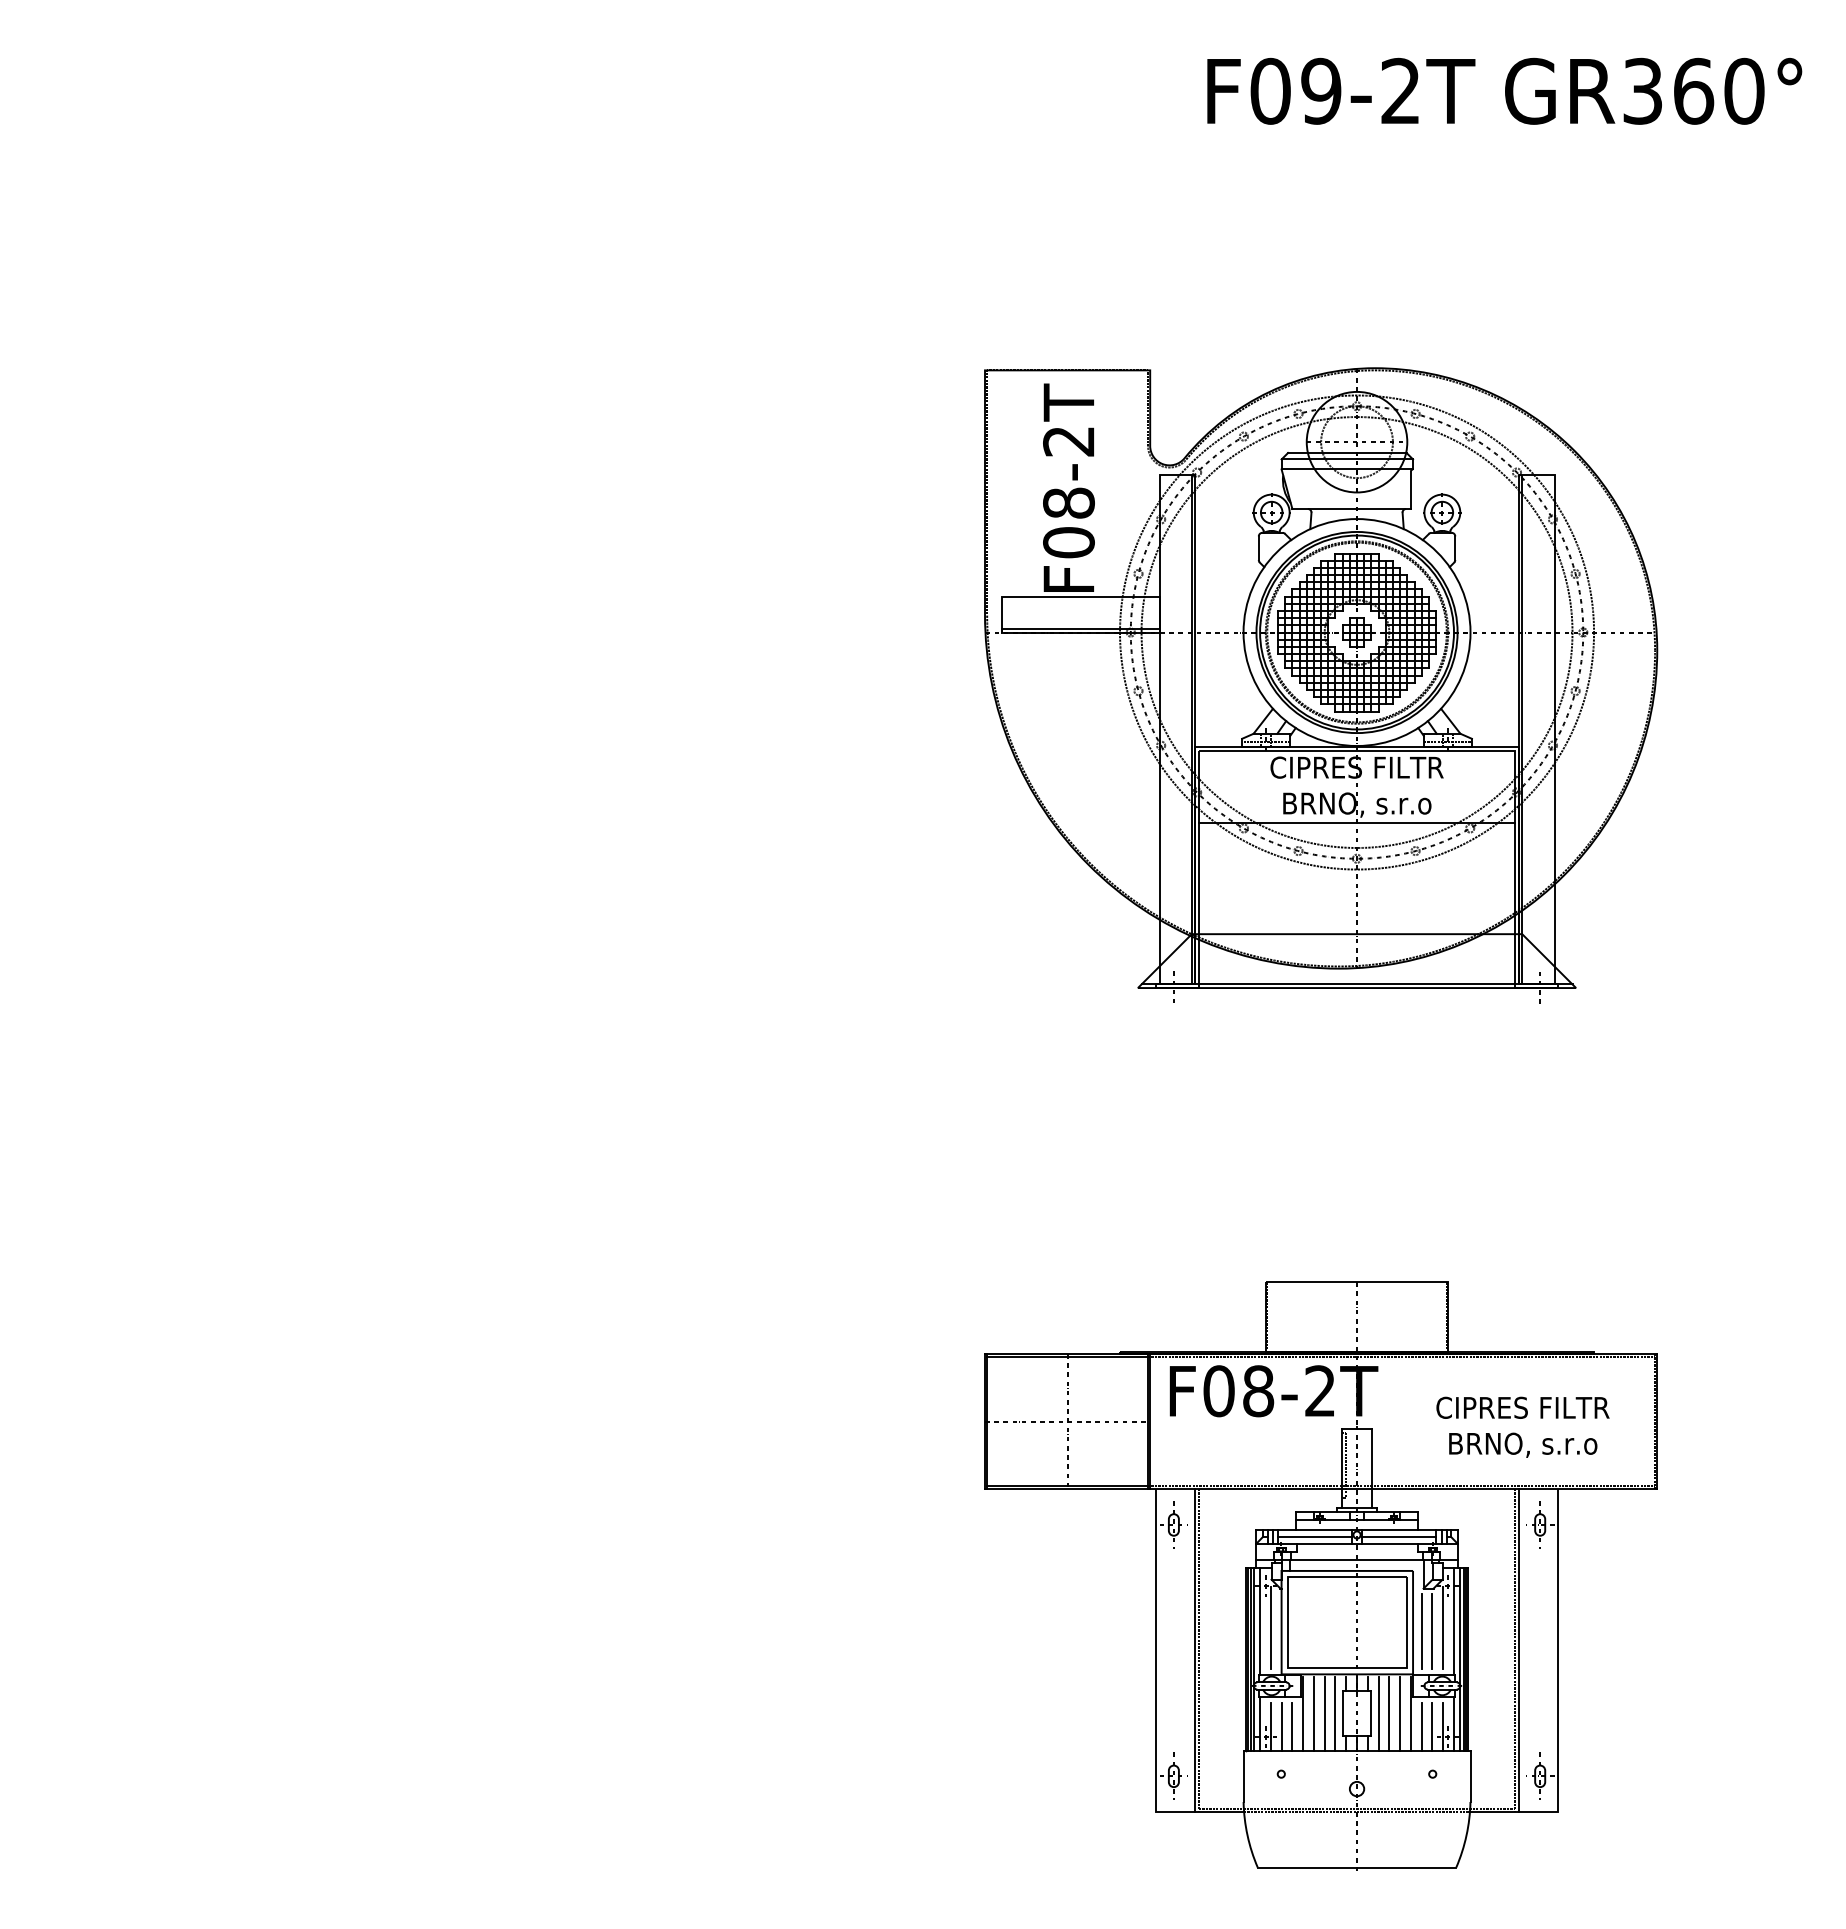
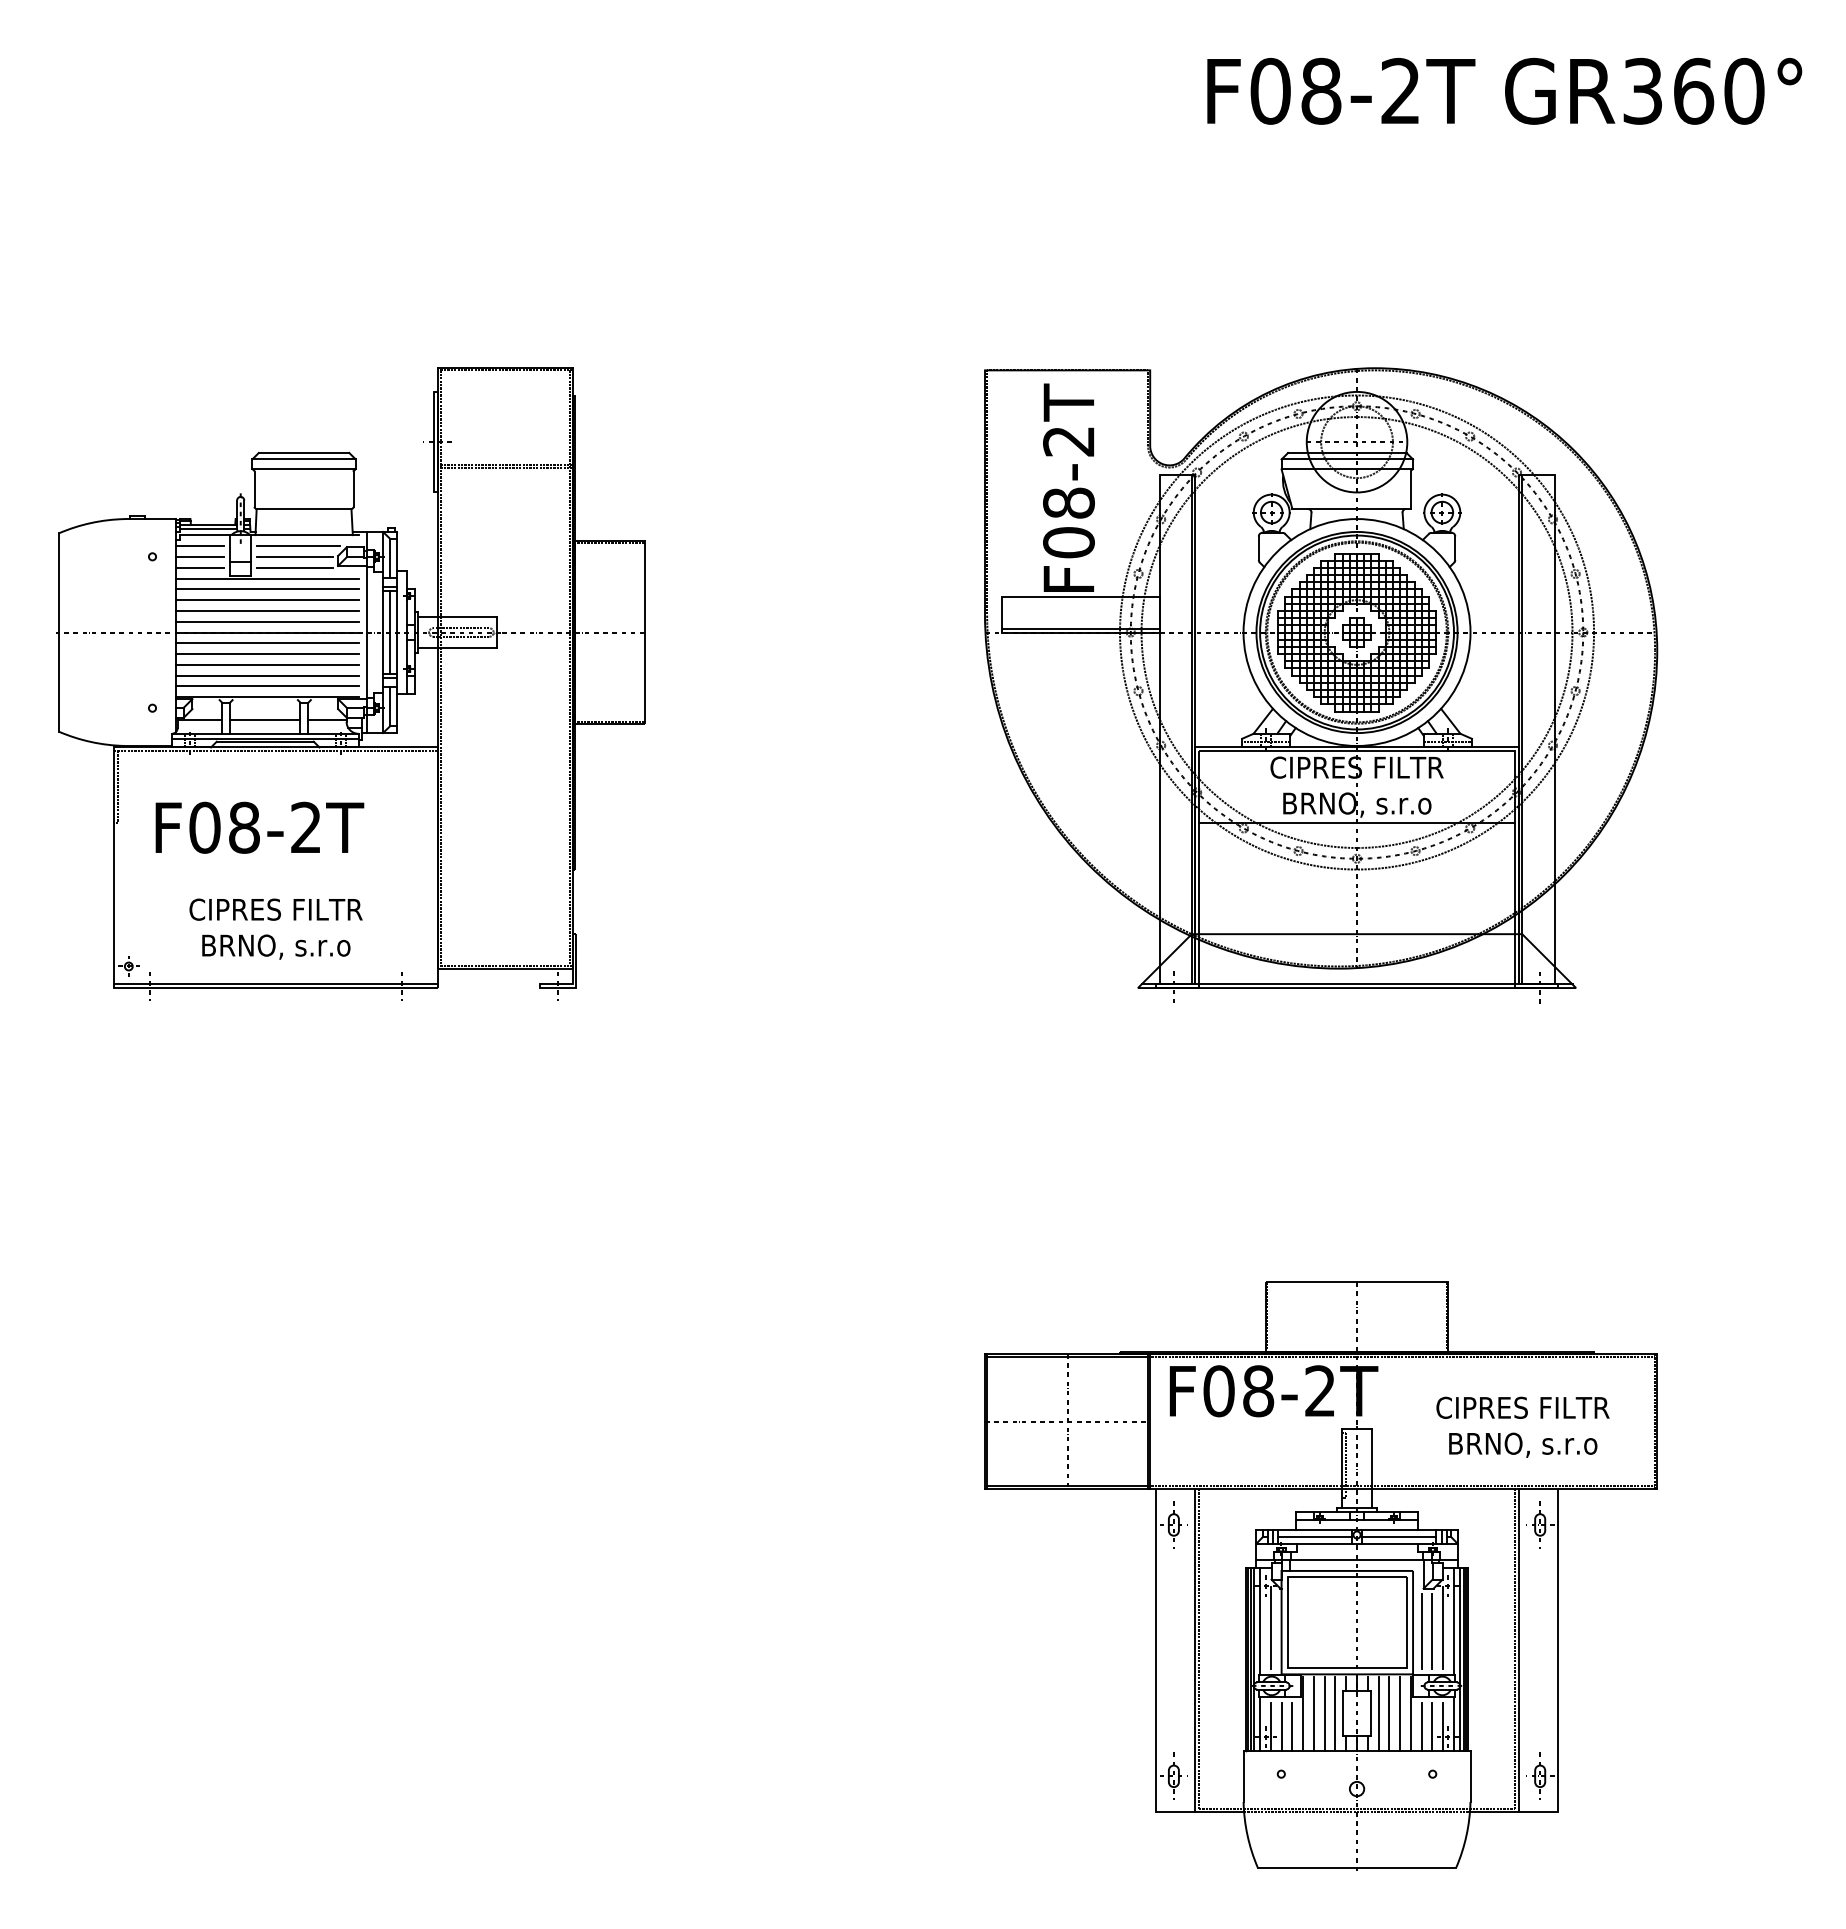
text: F09-2T -> F08-2T (1321, 91)
part: none -> present (350, 683)
